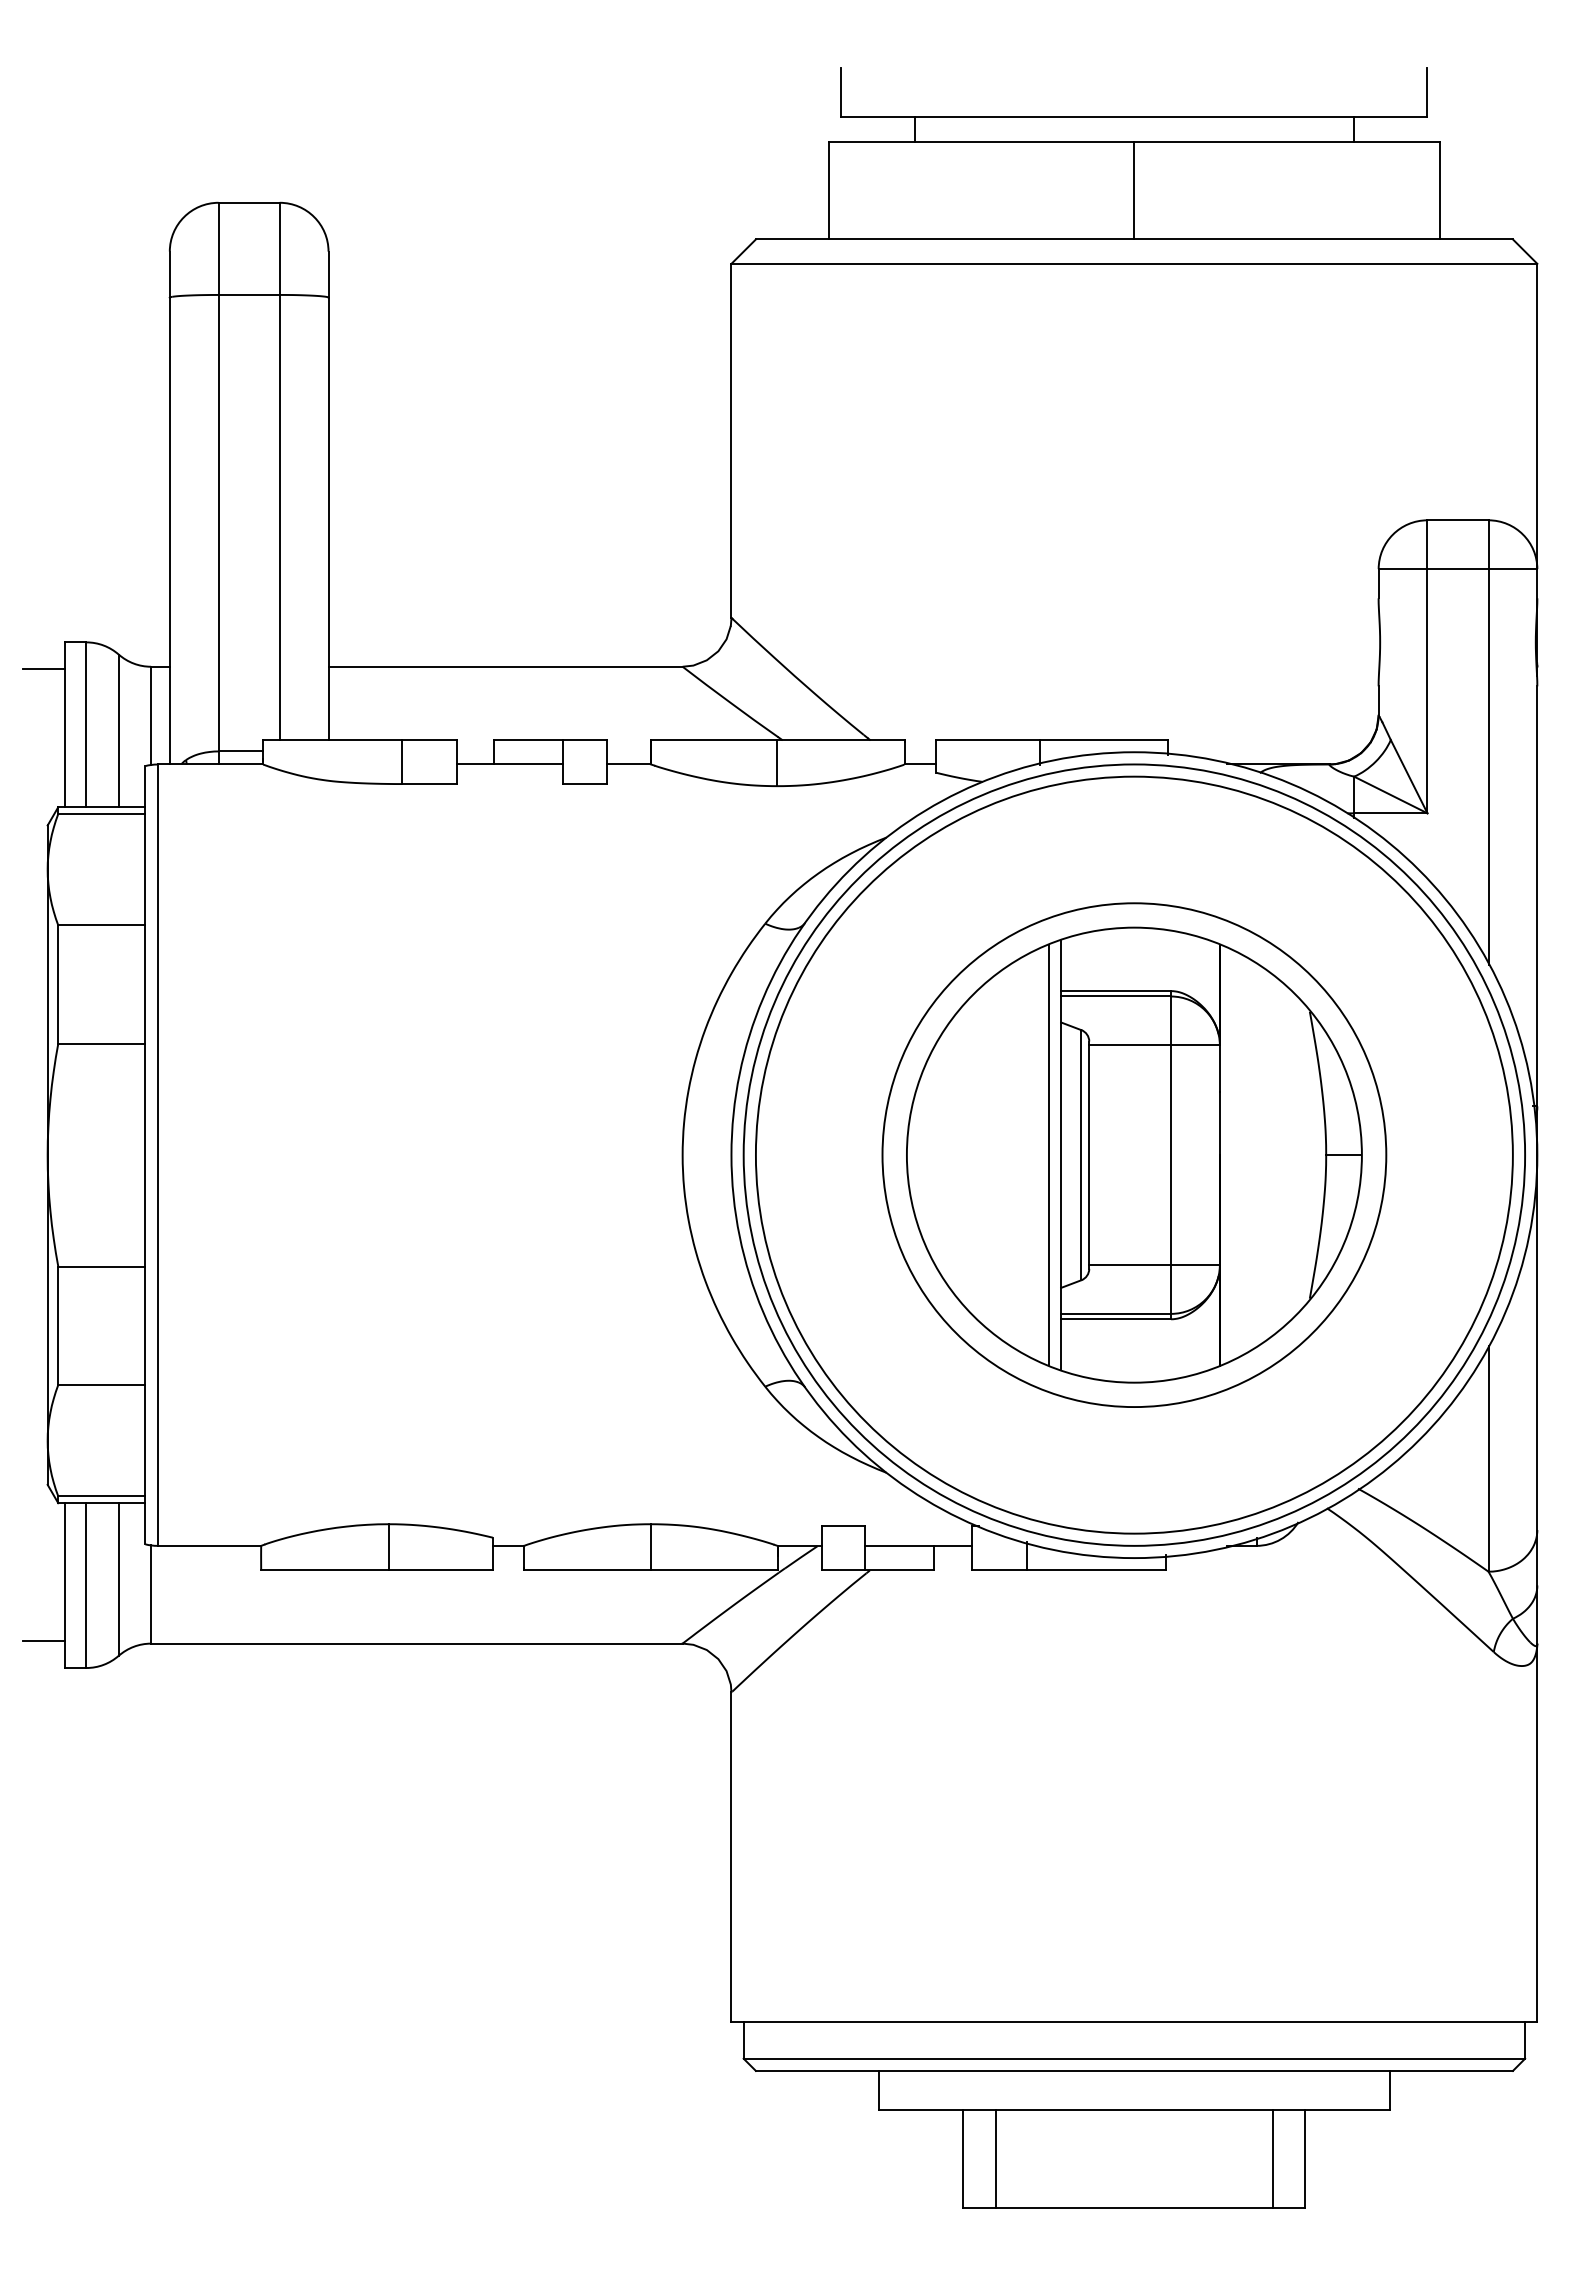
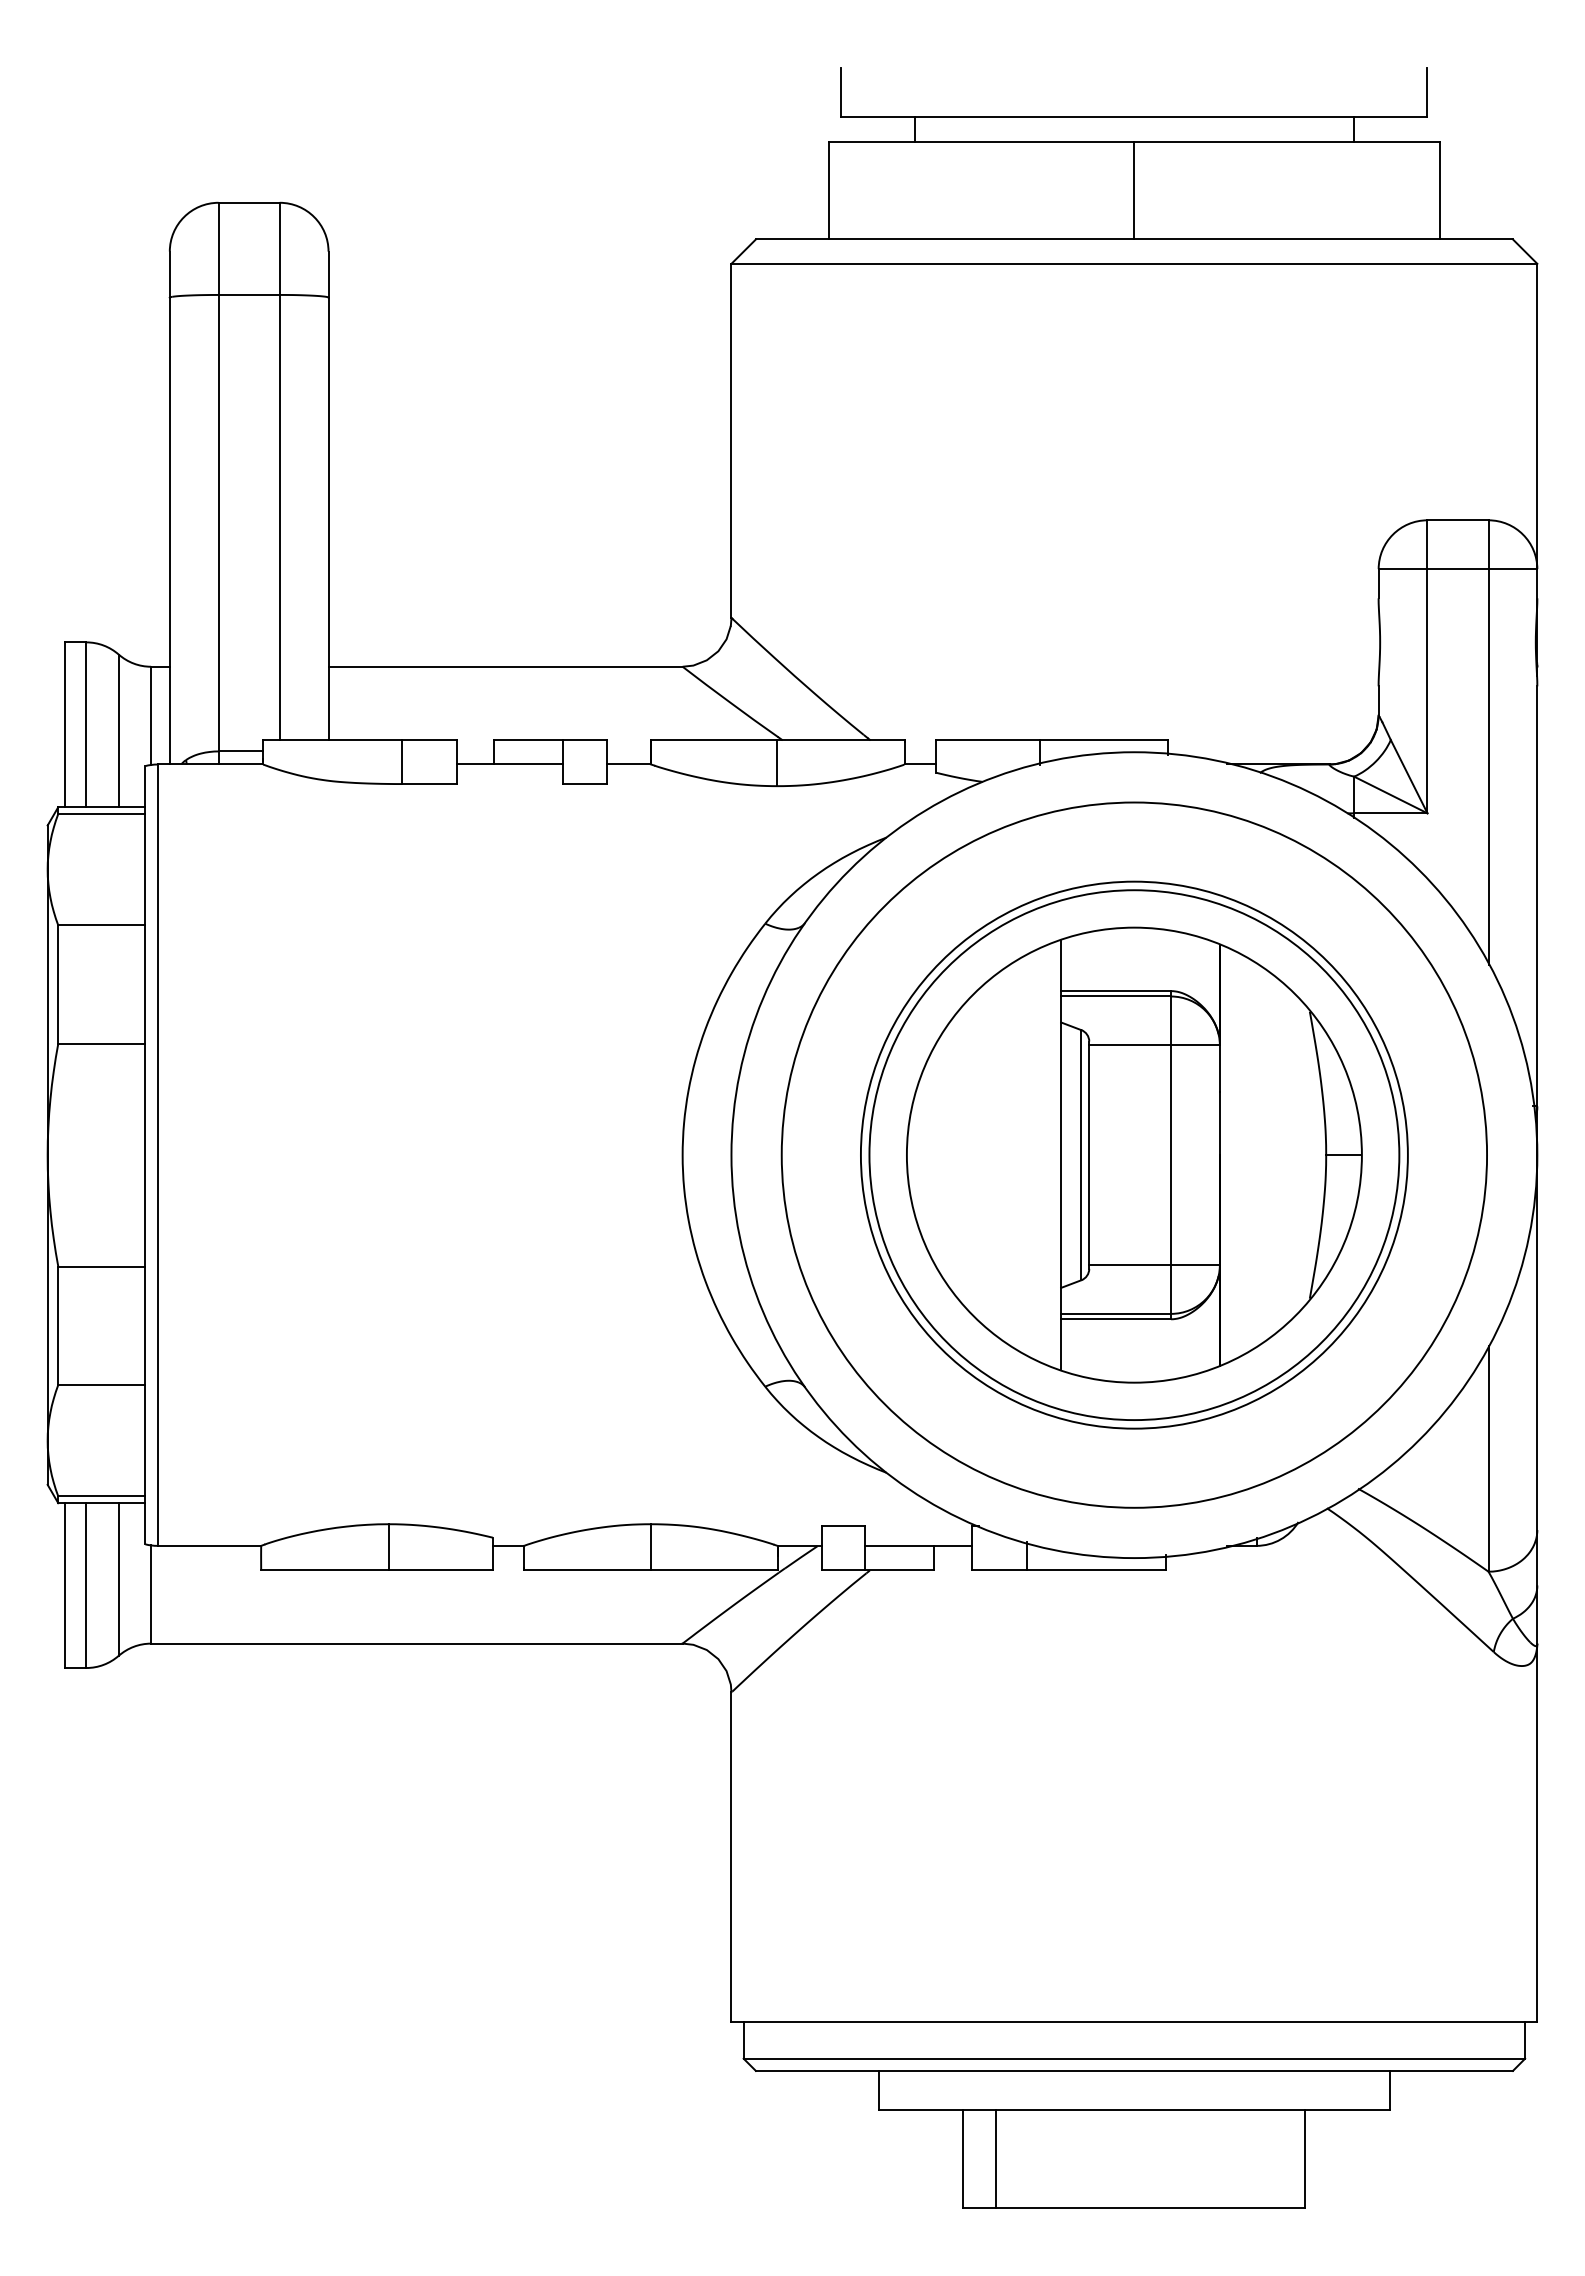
line: present -> none (43, 669)
circle diameter: 757 px -> 530 px (1134, 1155)
circle diameter: 781 px -> 547 px (1133, 1154)
line: present -> none (1048, 1155)
circle diameter: 504 px -> 705 px (1134, 1154)
line: present -> none (43, 1641)
line: present -> none (1272, 2158)
